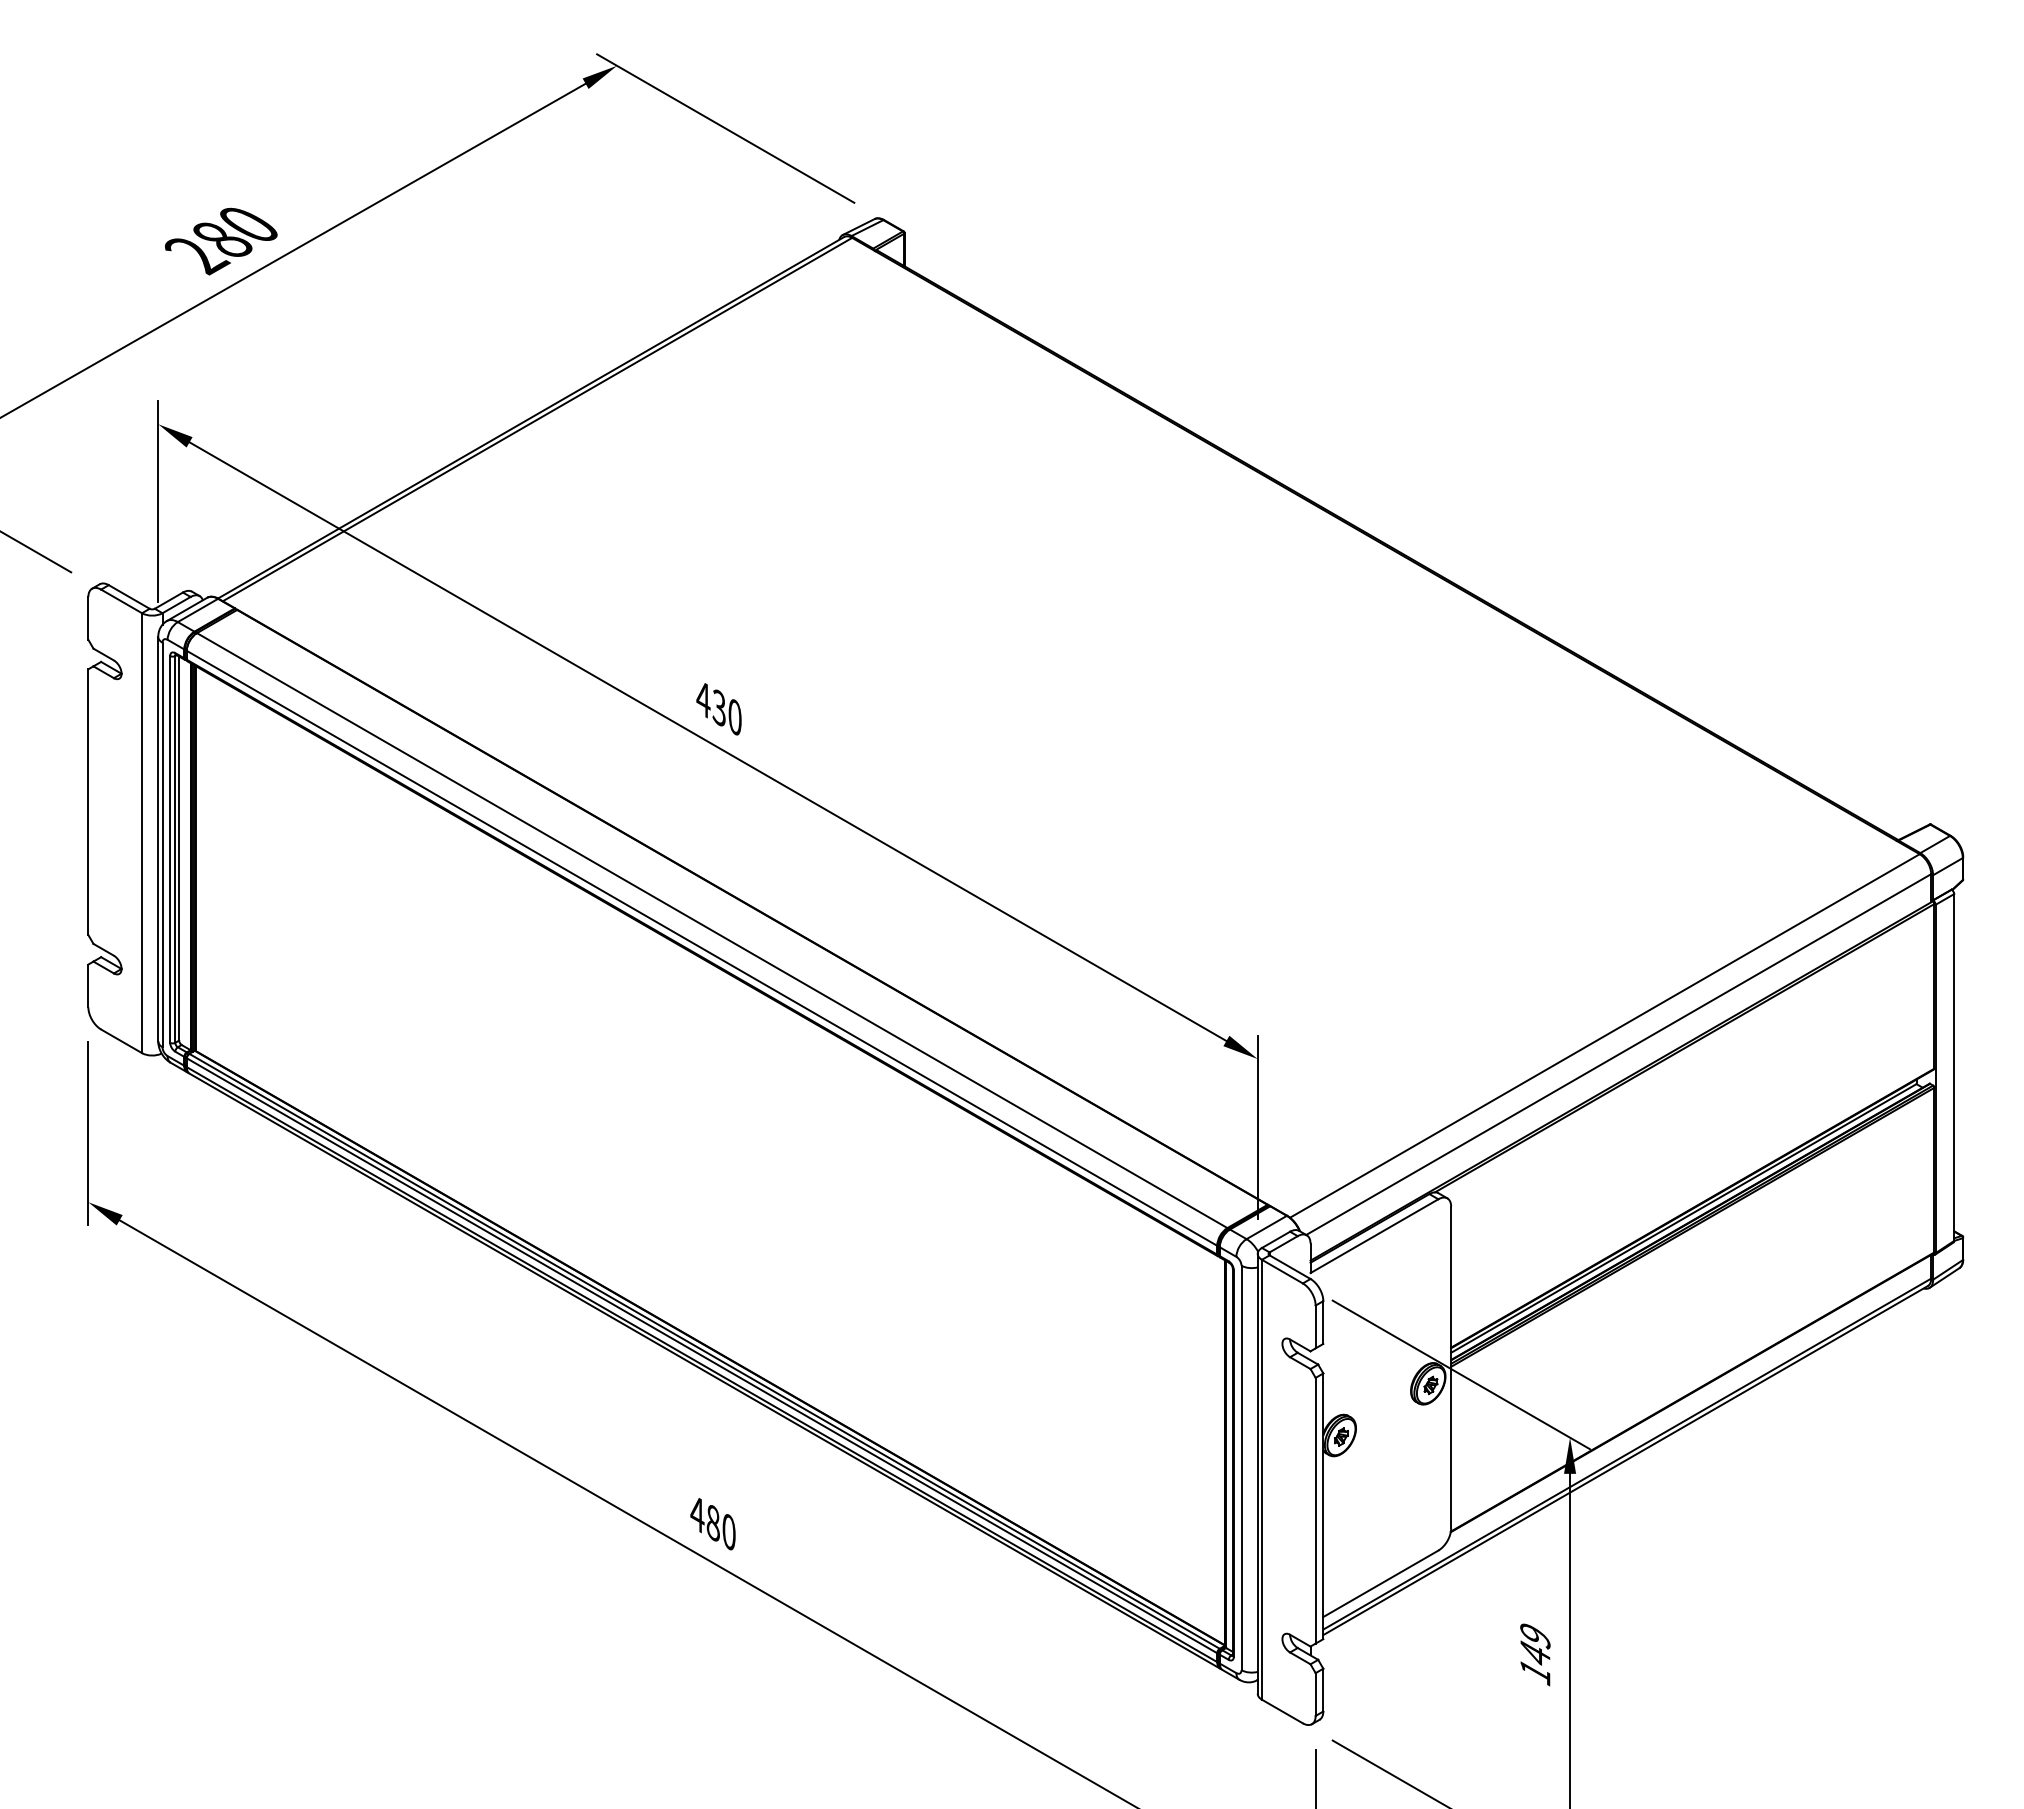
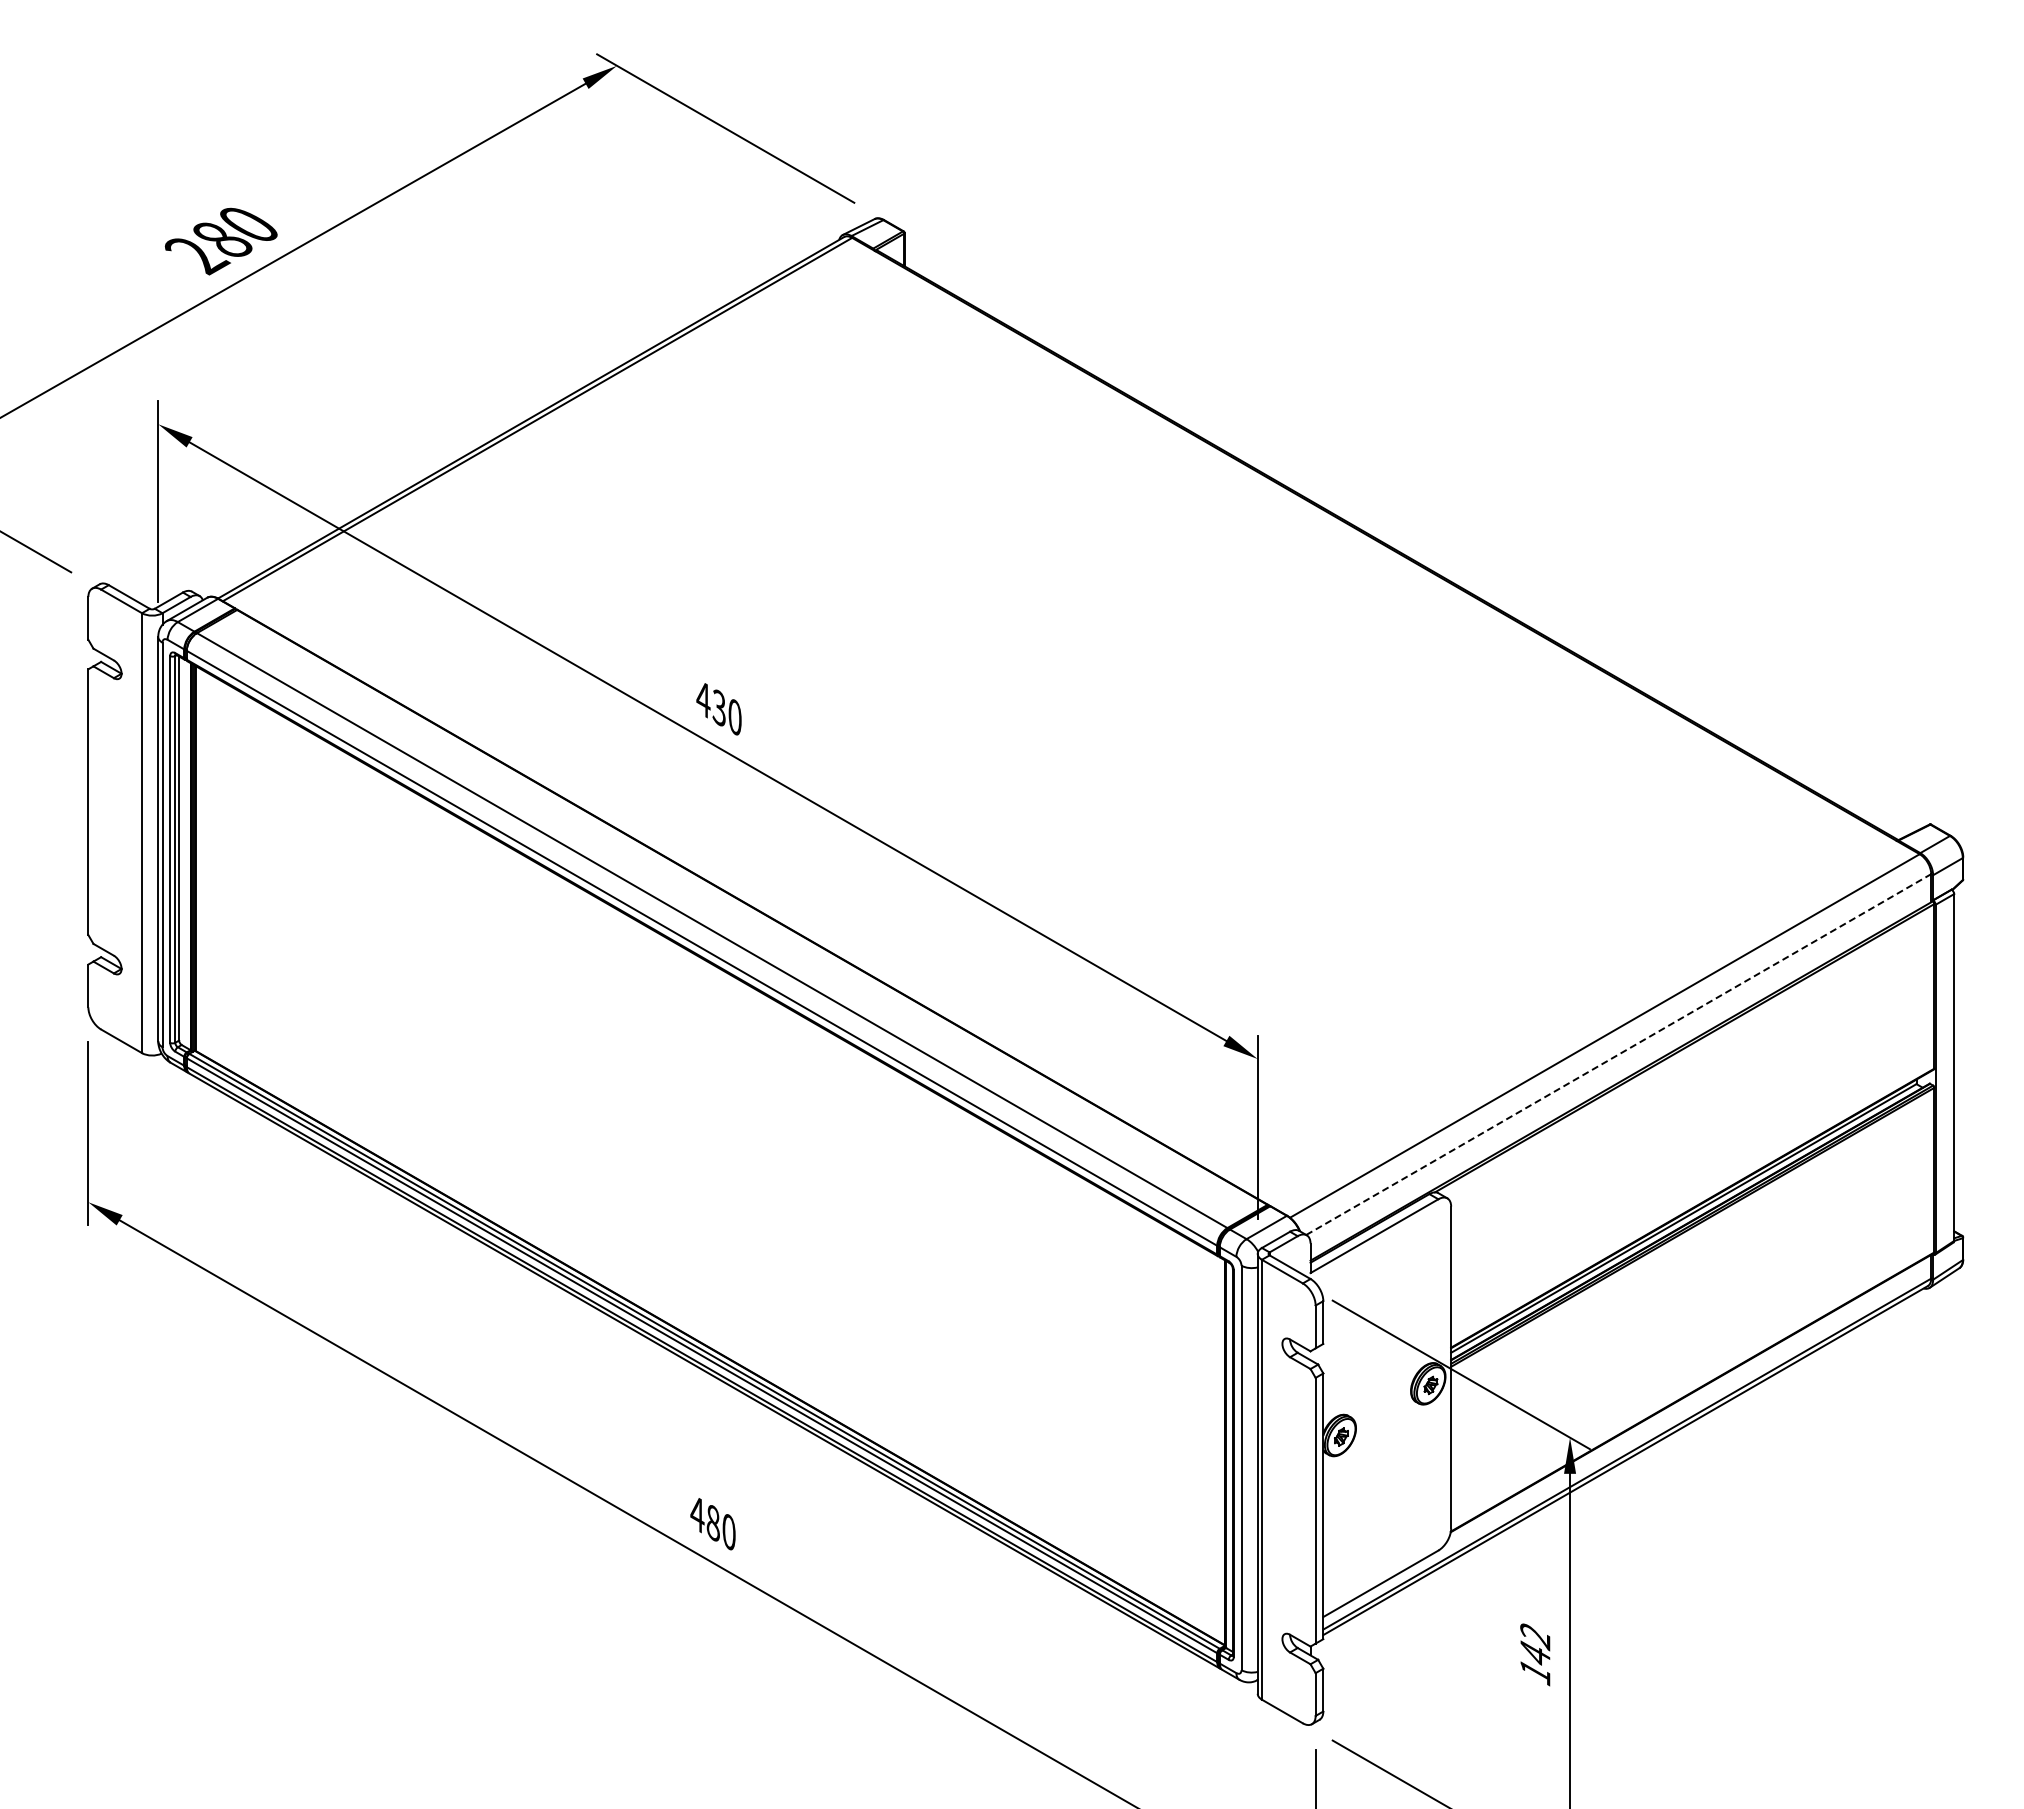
line: solid -> dashed (1618, 1054)
text: 149 -> 142 (1535, 1637)
